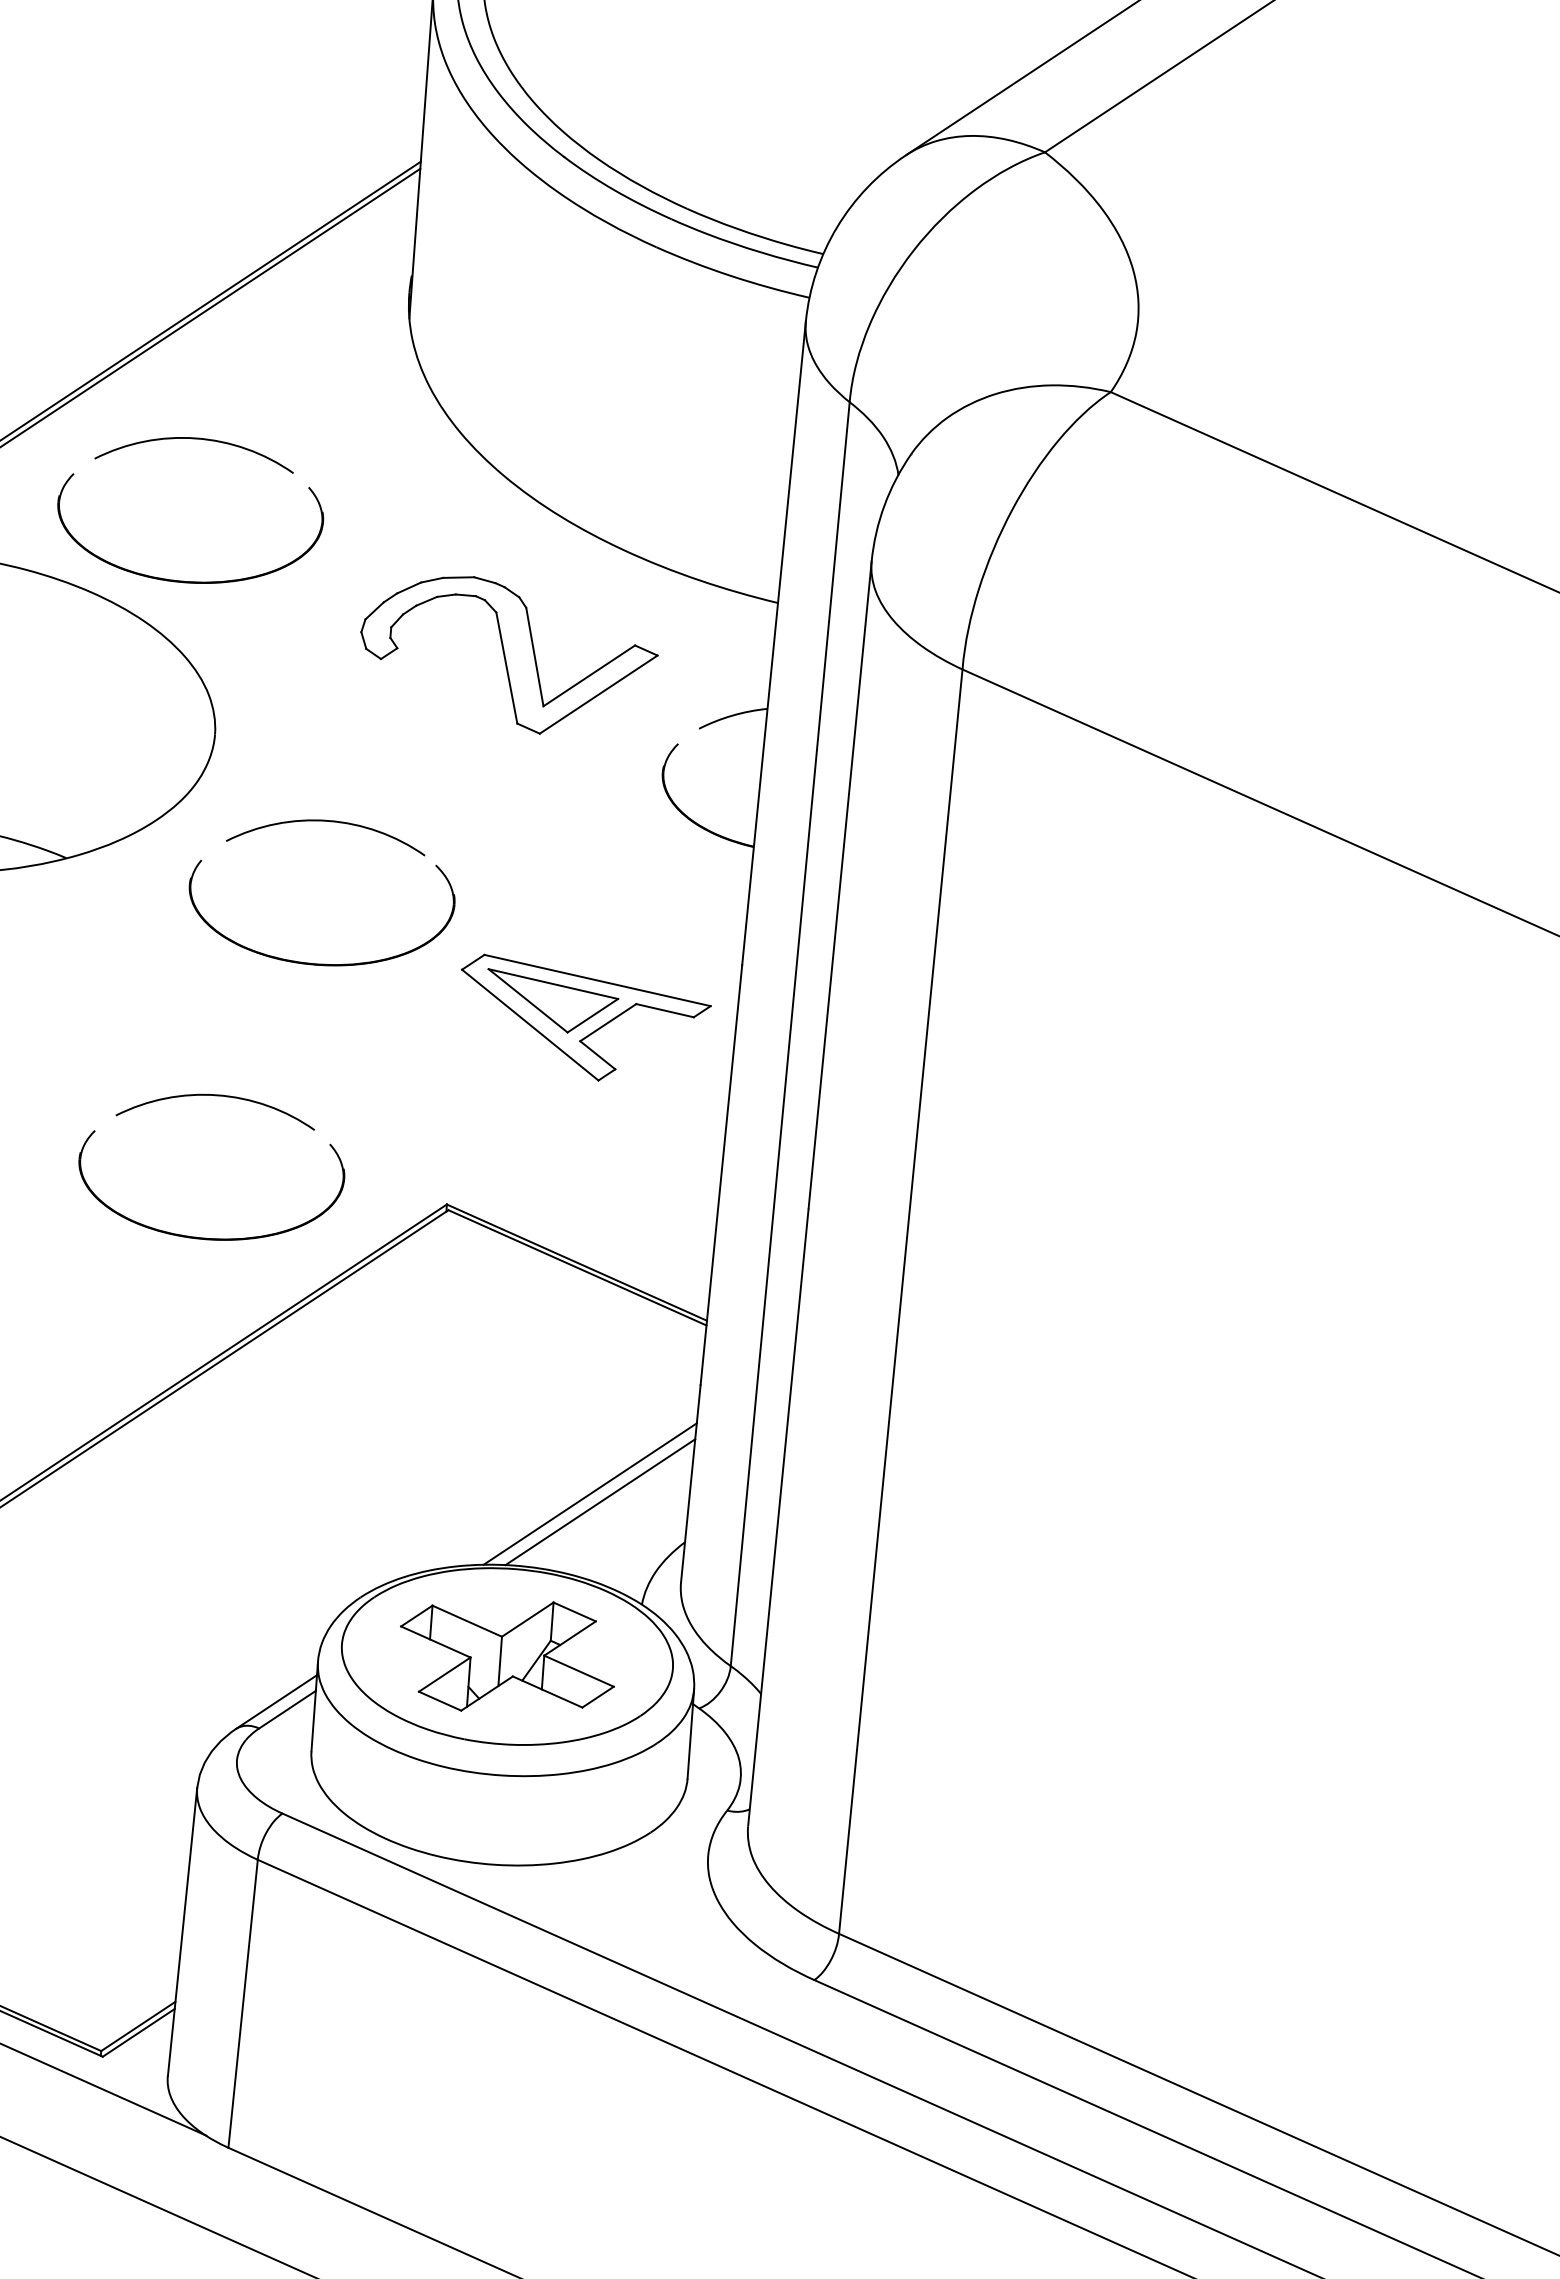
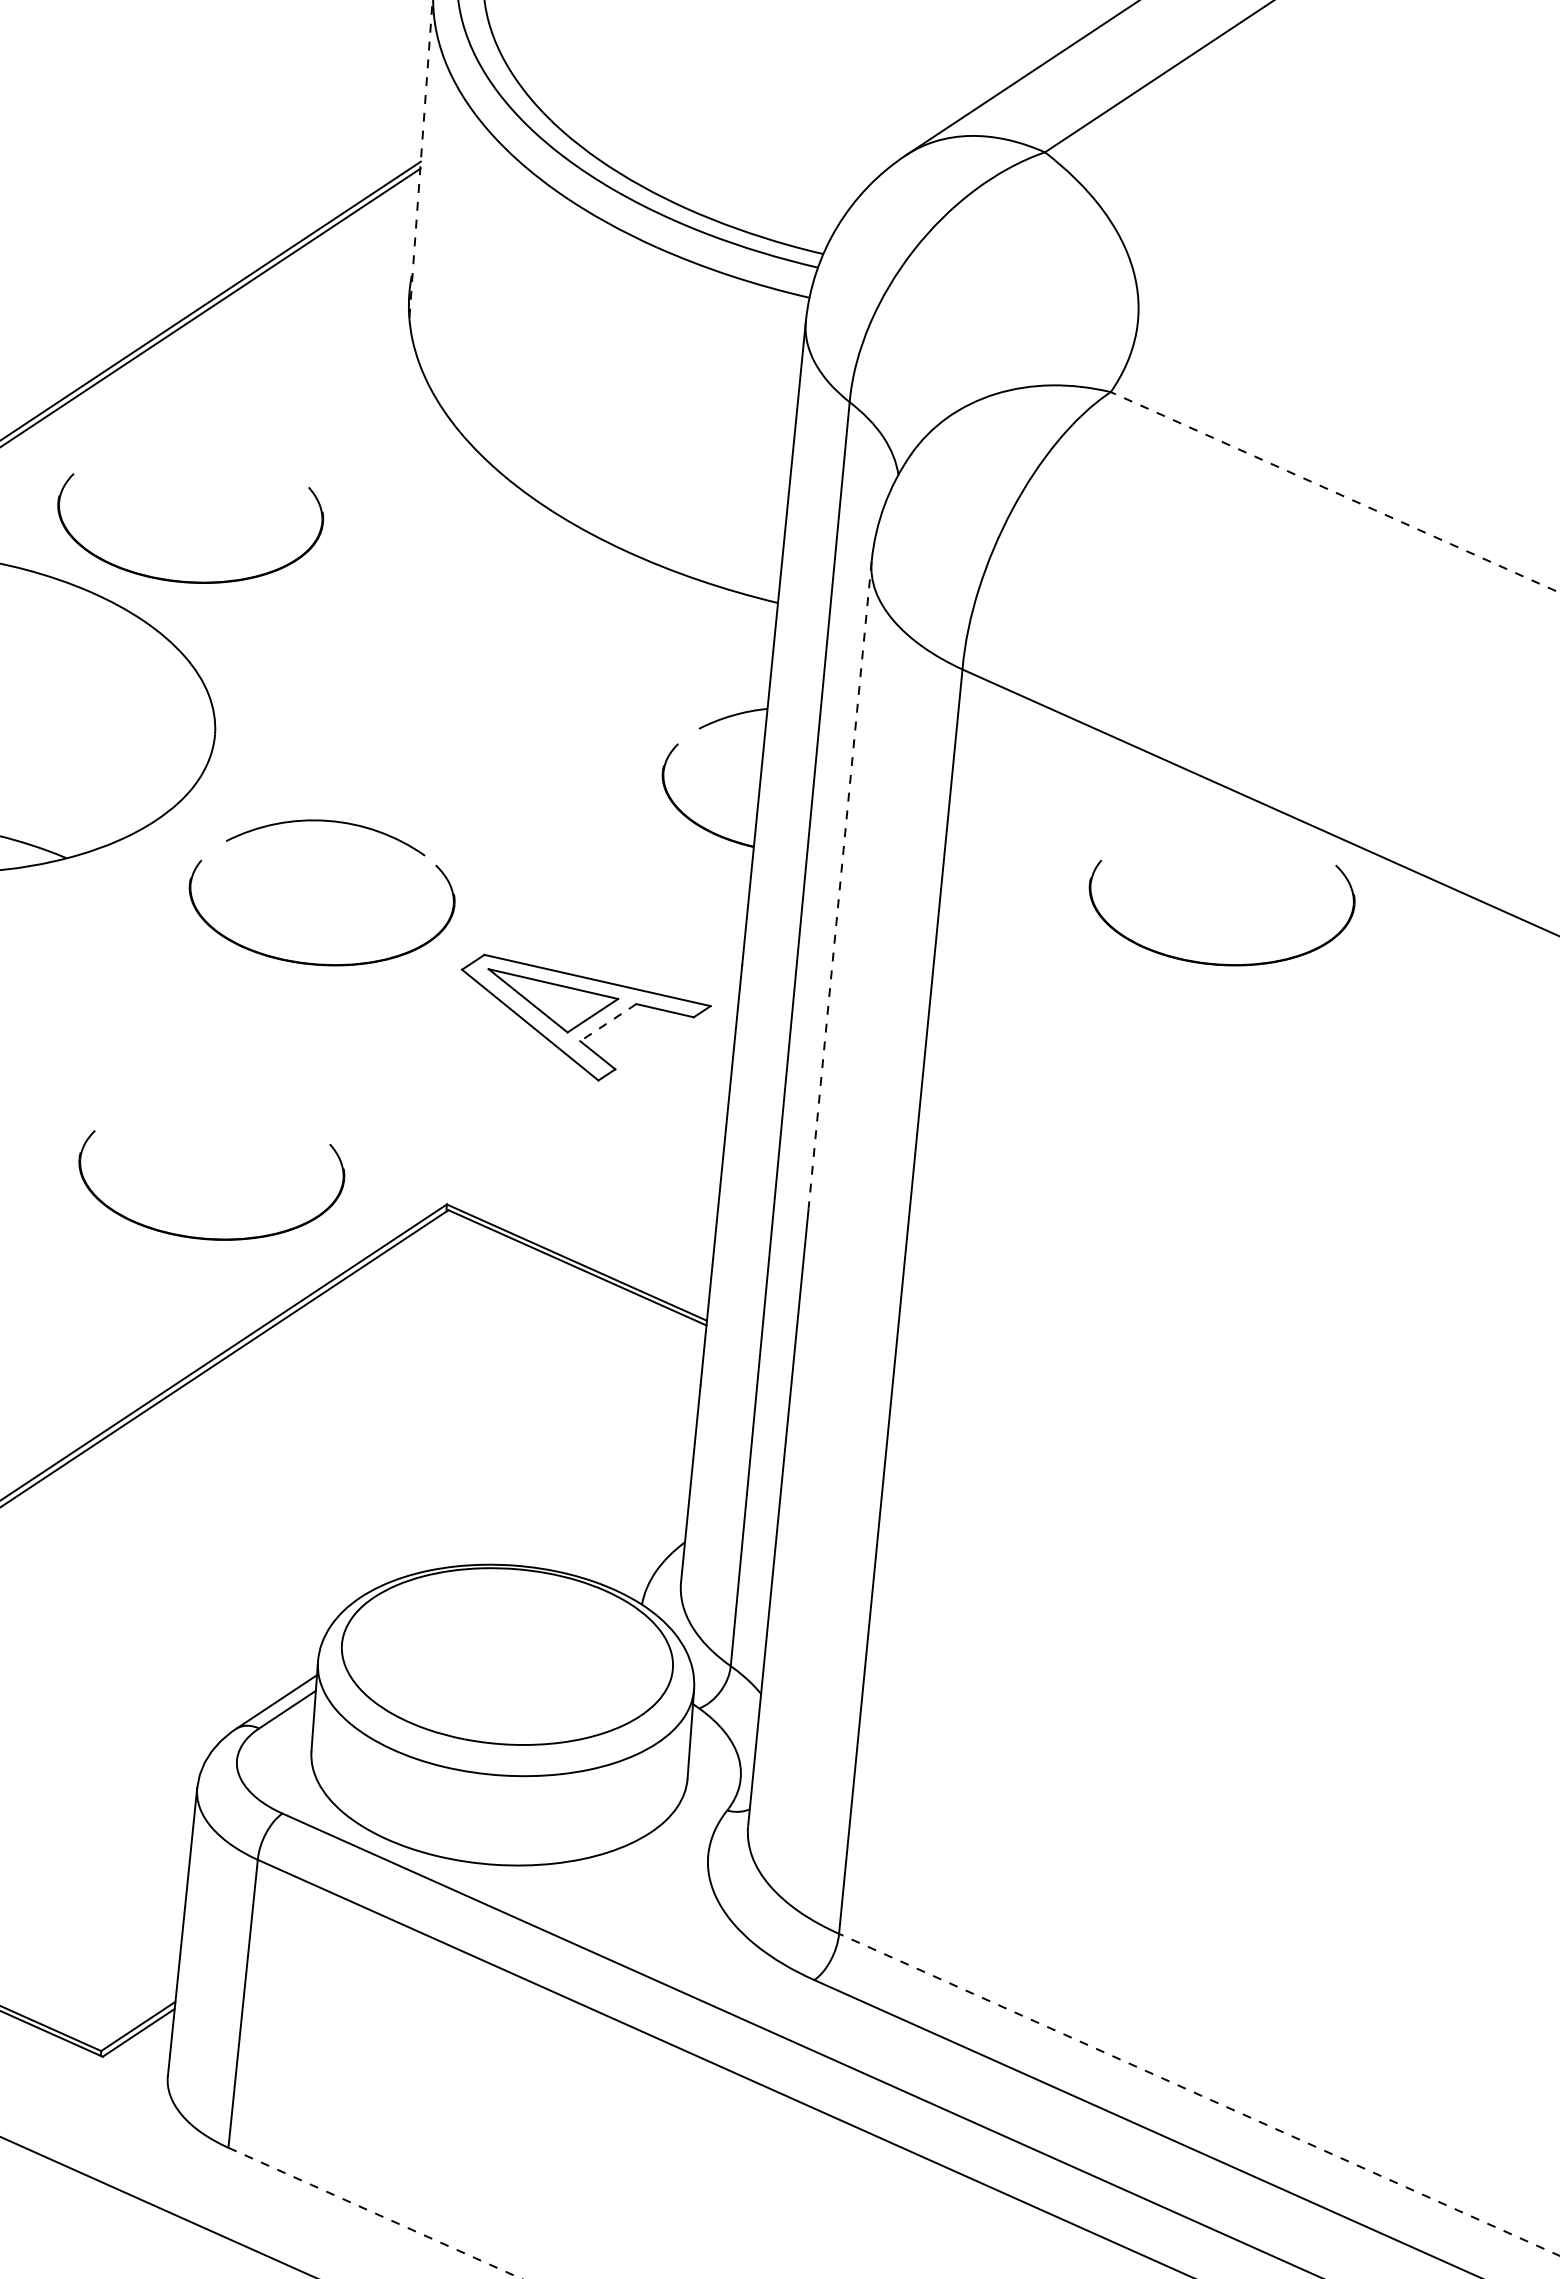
line: solid -> dashed (421, 159)
arc: present -> none (193, 439)
line: solid -> dashed (1335, 492)
part: present -> none (509, 655)
line: solid -> dashed (840, 885)
part: none -> present (1221, 963)
line: solid -> dashed (608, 1022)
arc: present -> none (214, 1096)
line: present -> none (589, 1493)
line: present -> none (600, 1502)
part: present -> none (507, 1656)
line: present -> none (104, 2089)
line: solid -> dashed (1198, 2094)
line: solid -> dashed (375, 2213)
